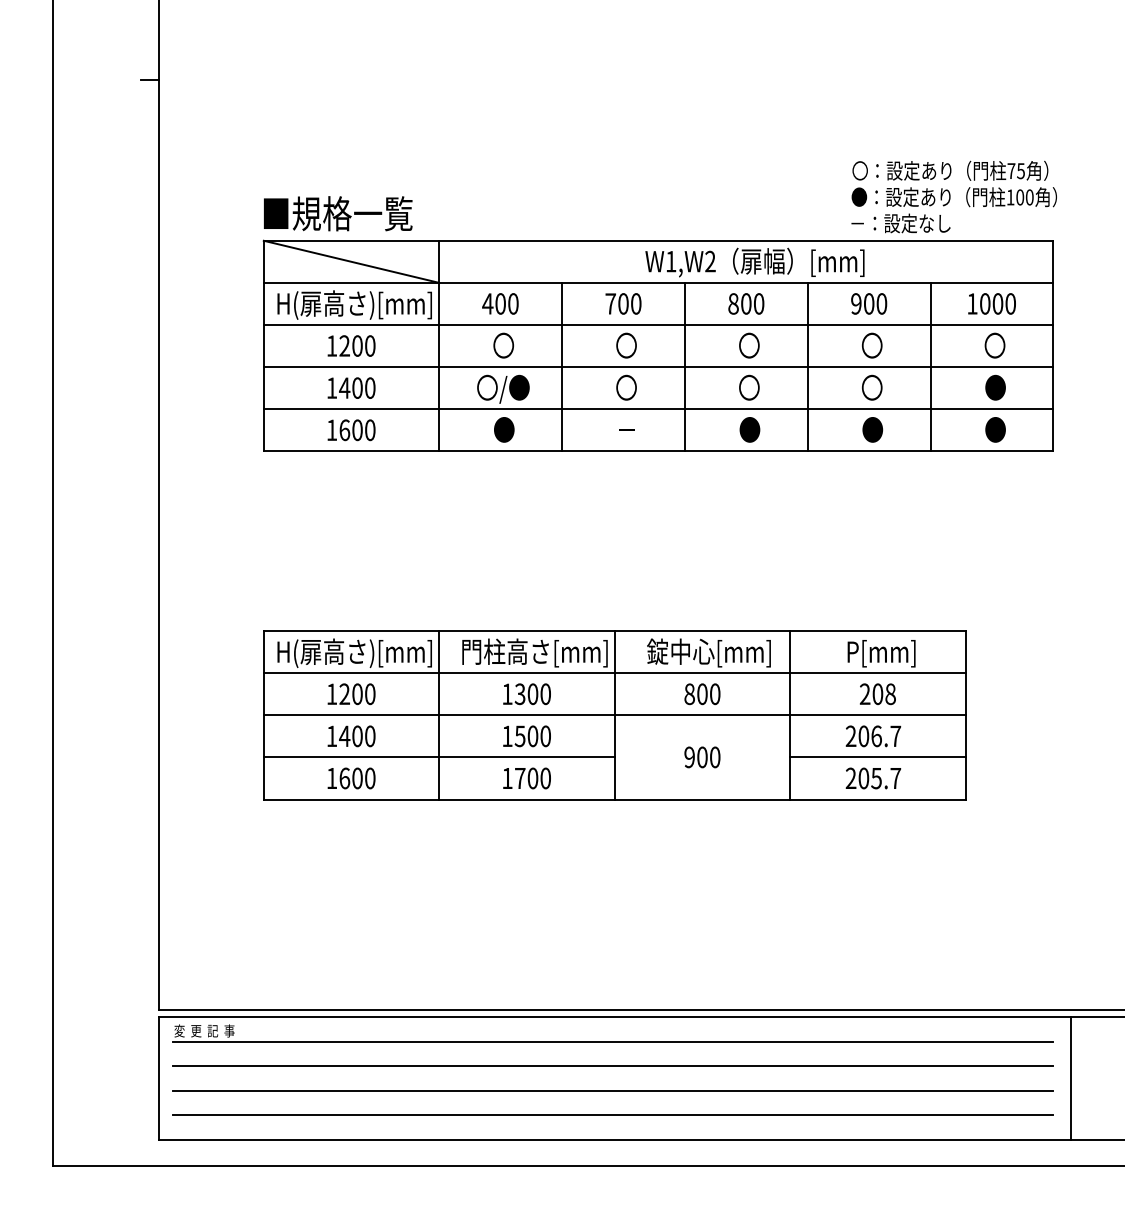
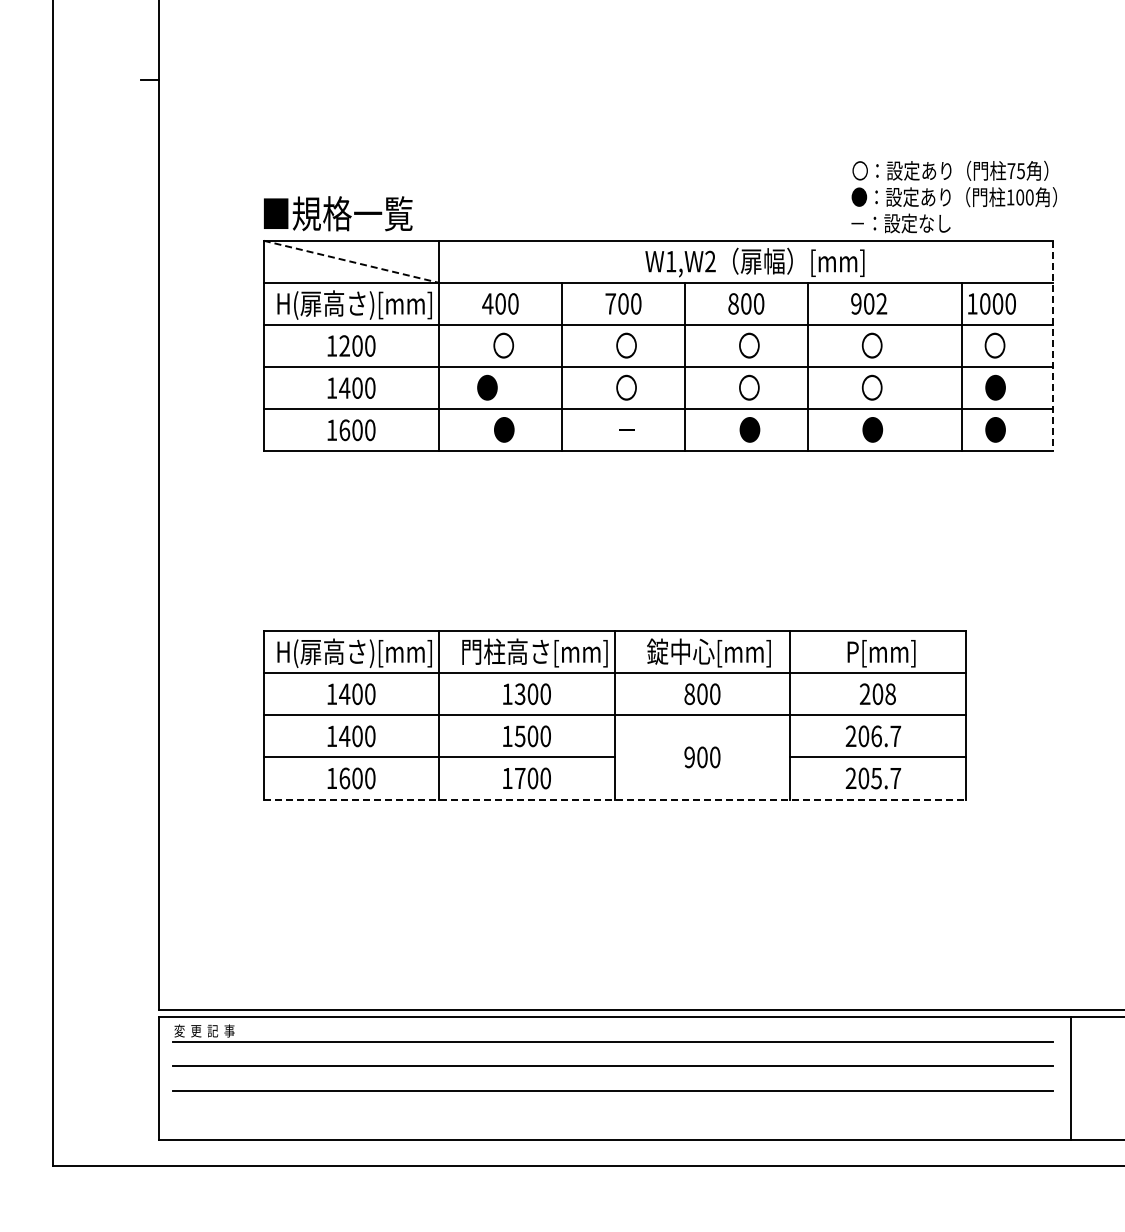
line: solid -> dashed (352, 261)
text: 900 -> 902 (881, 303)
line: solid -> dashed (1053, 346)
line position: (930, 366) -> (961, 366) (961, 366)
text: 〇/● -> ● (503, 388)
text: 1200 -> 1400 (344, 693)
line: solid -> dashed (614, 799)
line: present -> none (613, 1115)
